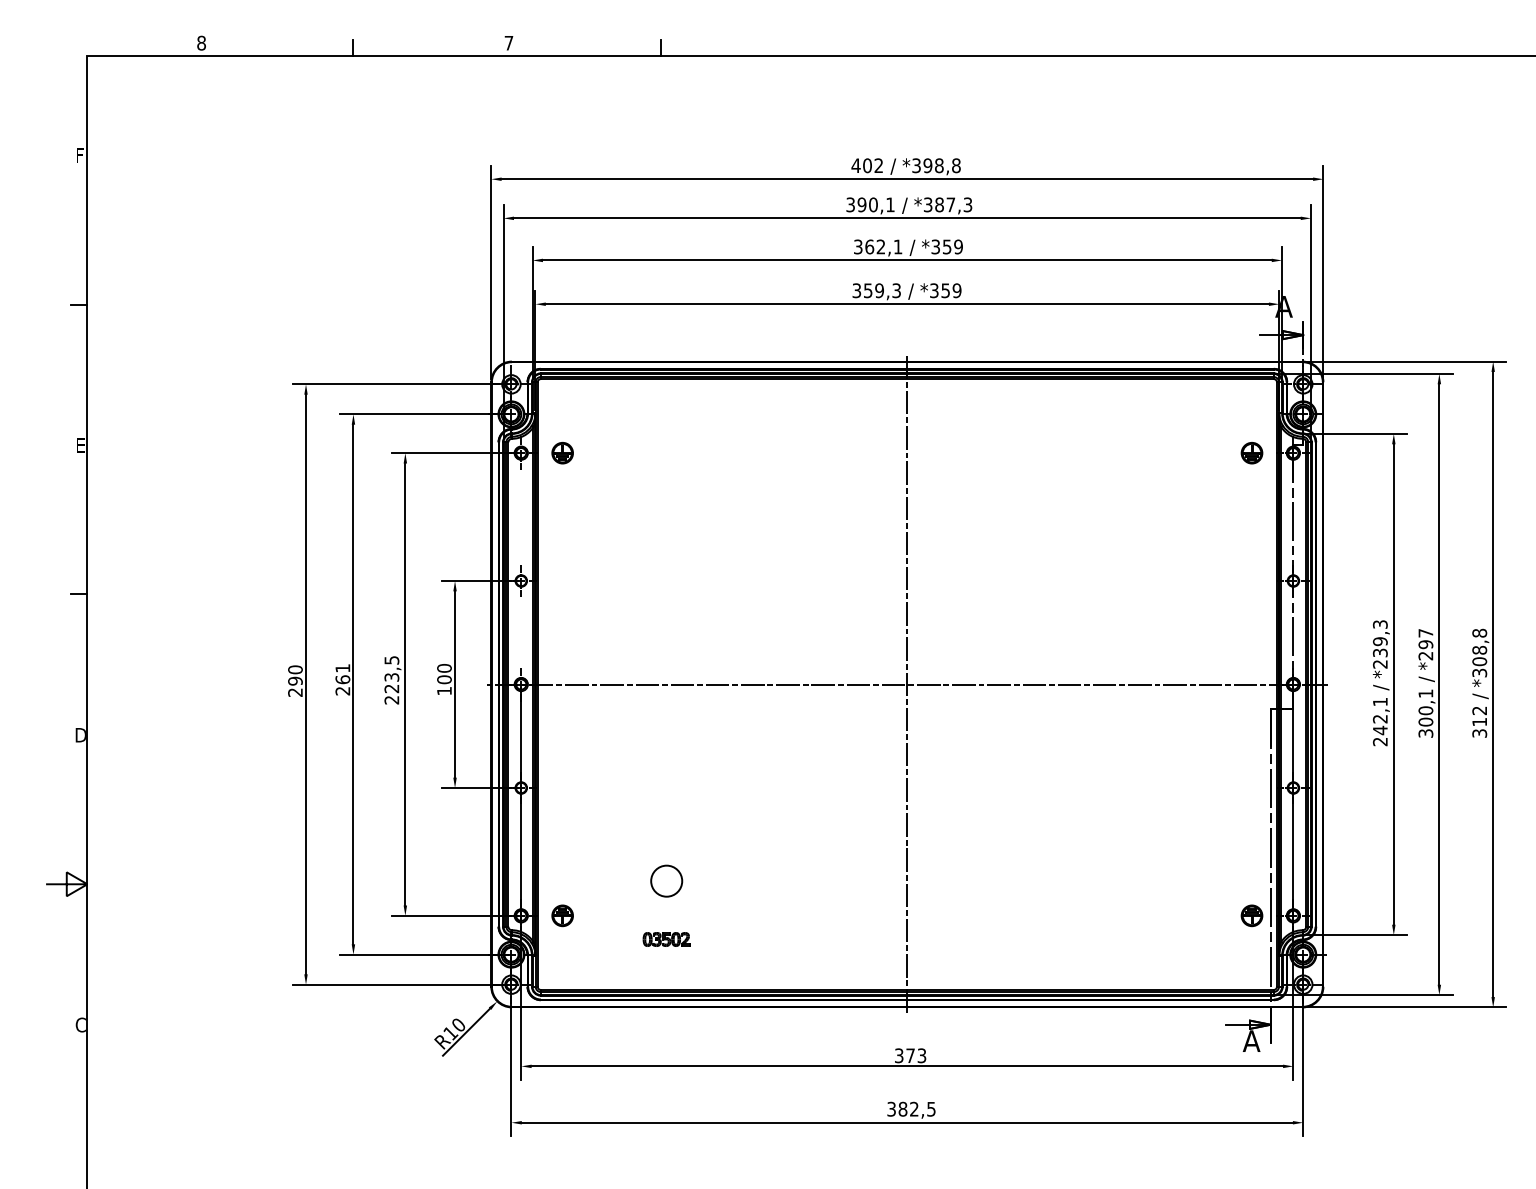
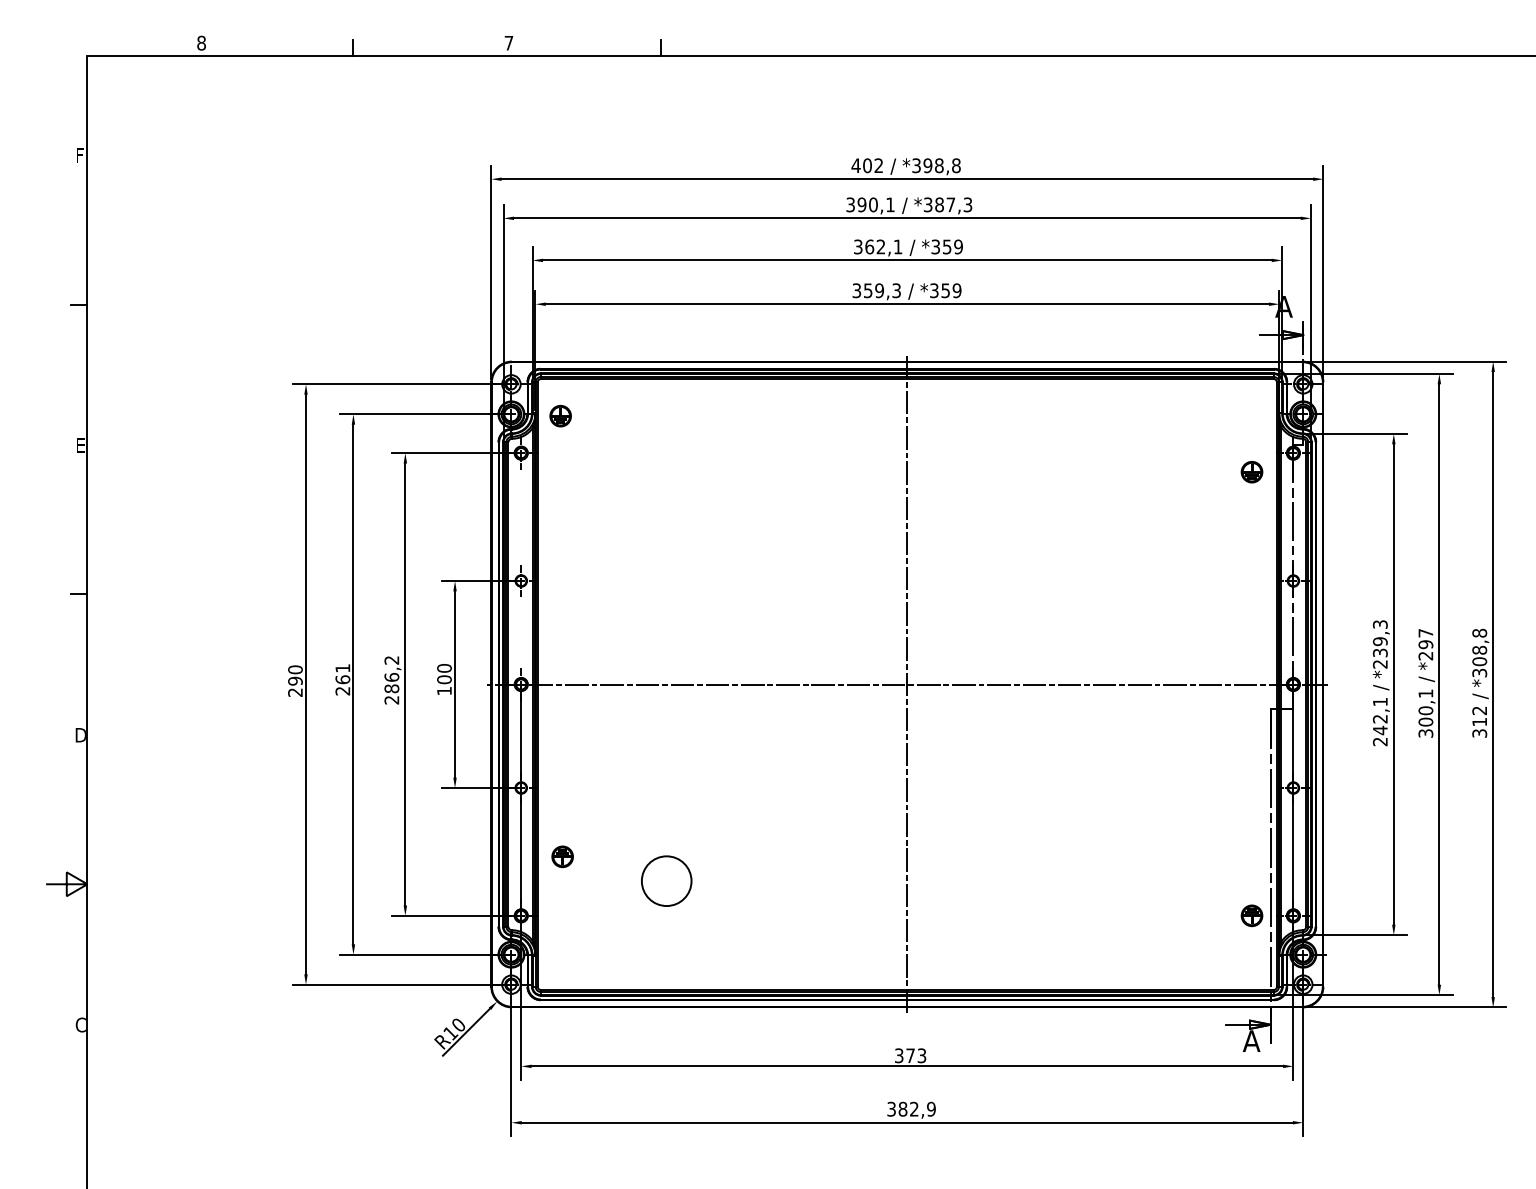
part position: (562, 453) -> (560, 416) (560, 416)
part position: (1251, 453) -> (1251, 472) (1251, 472)
text: 223,5 -> 286,2 (391, 674)
circle diameter: 31 px -> 50 px (666, 881)
part position: (562, 915) -> (562, 856) (562, 856)
part: present -> none (666, 939)
text: 382,5 -> 382,9 (931, 1108)
